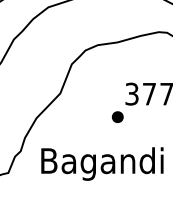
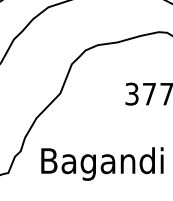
part: present -> none (117, 116)
